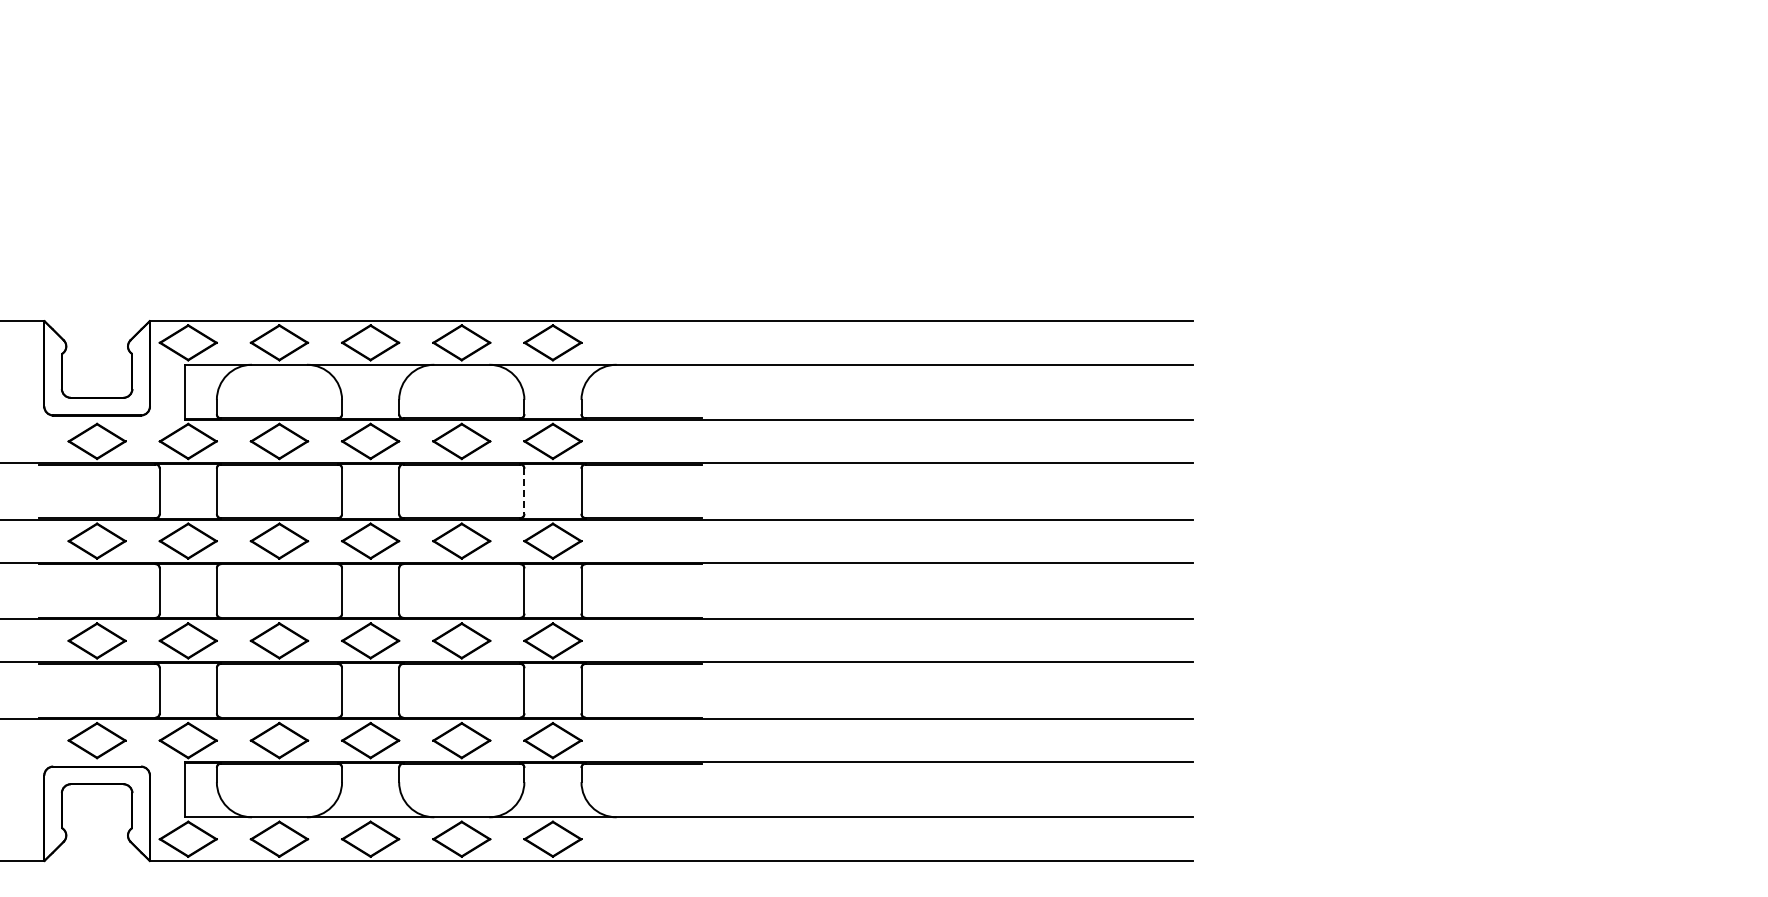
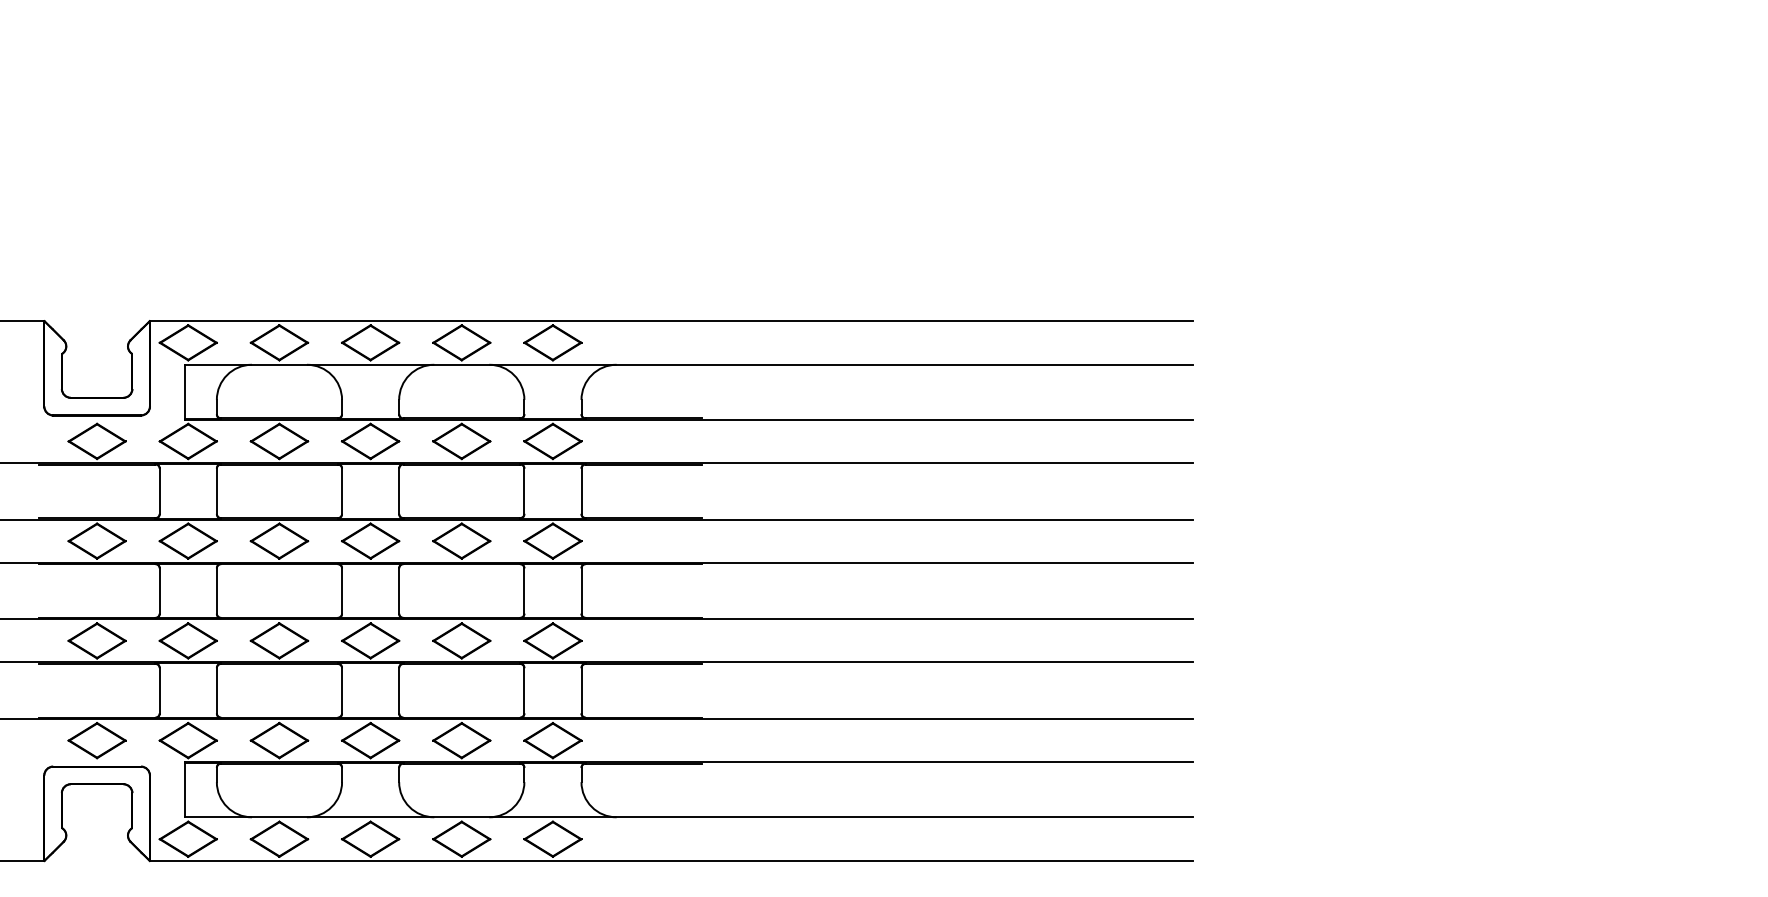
line: dashed -> solid (524, 491)
